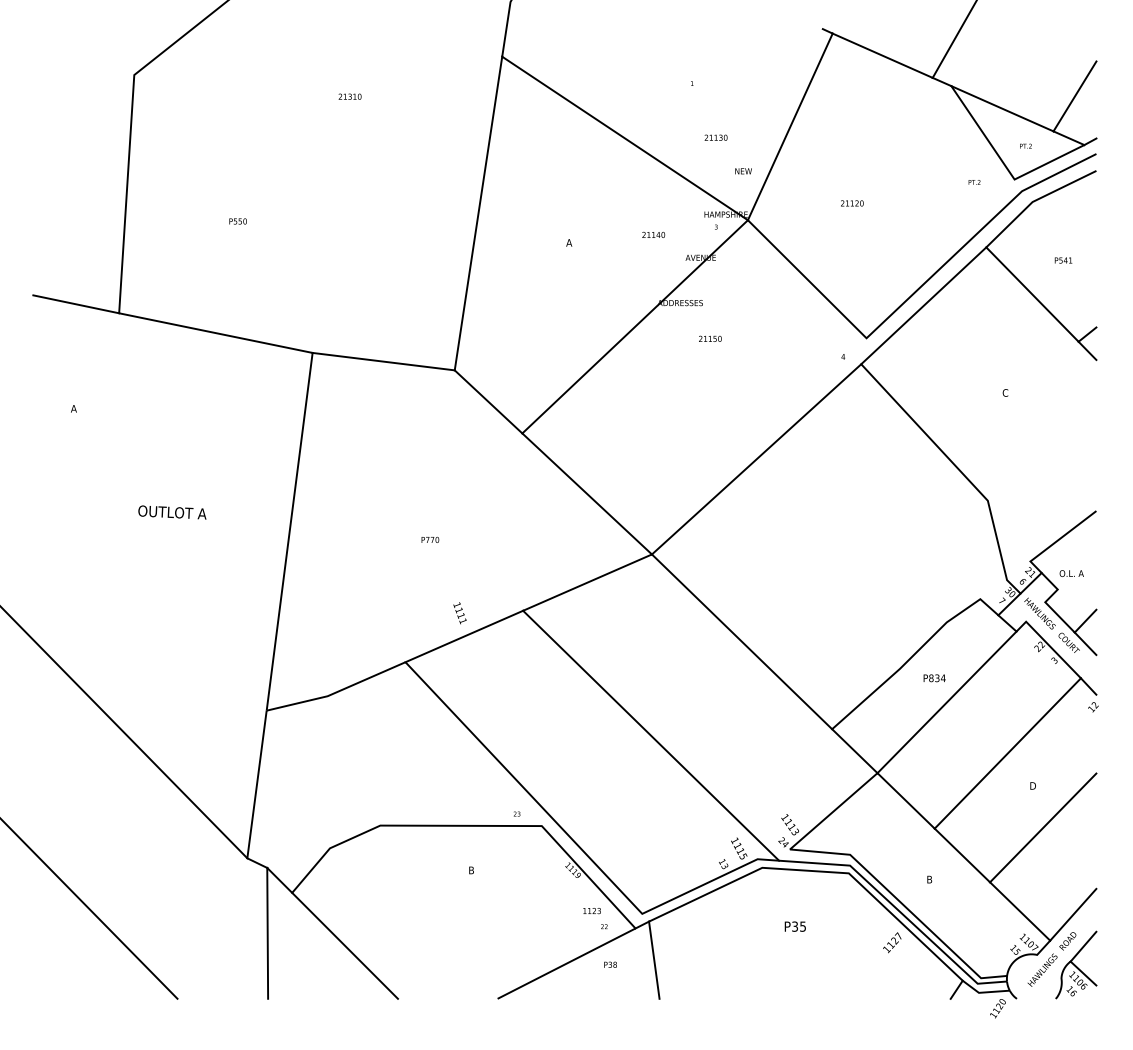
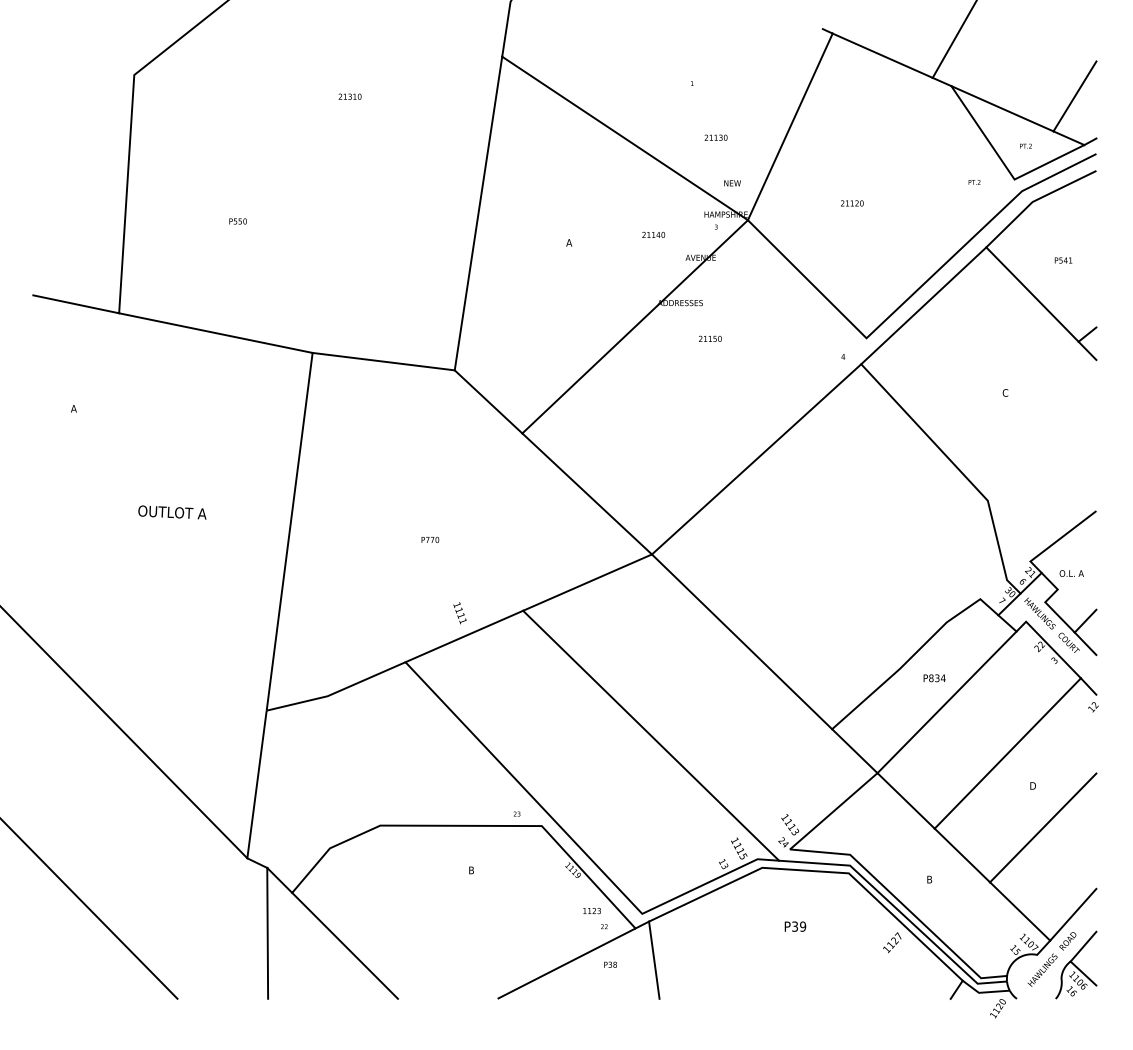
text position: (743, 171) -> (732, 183) (732, 183)
text: P35 -> P39 (803, 926)
